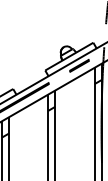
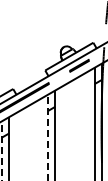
line: solid -> dashed (48, 137)
line: solid -> dashed (2, 150)
